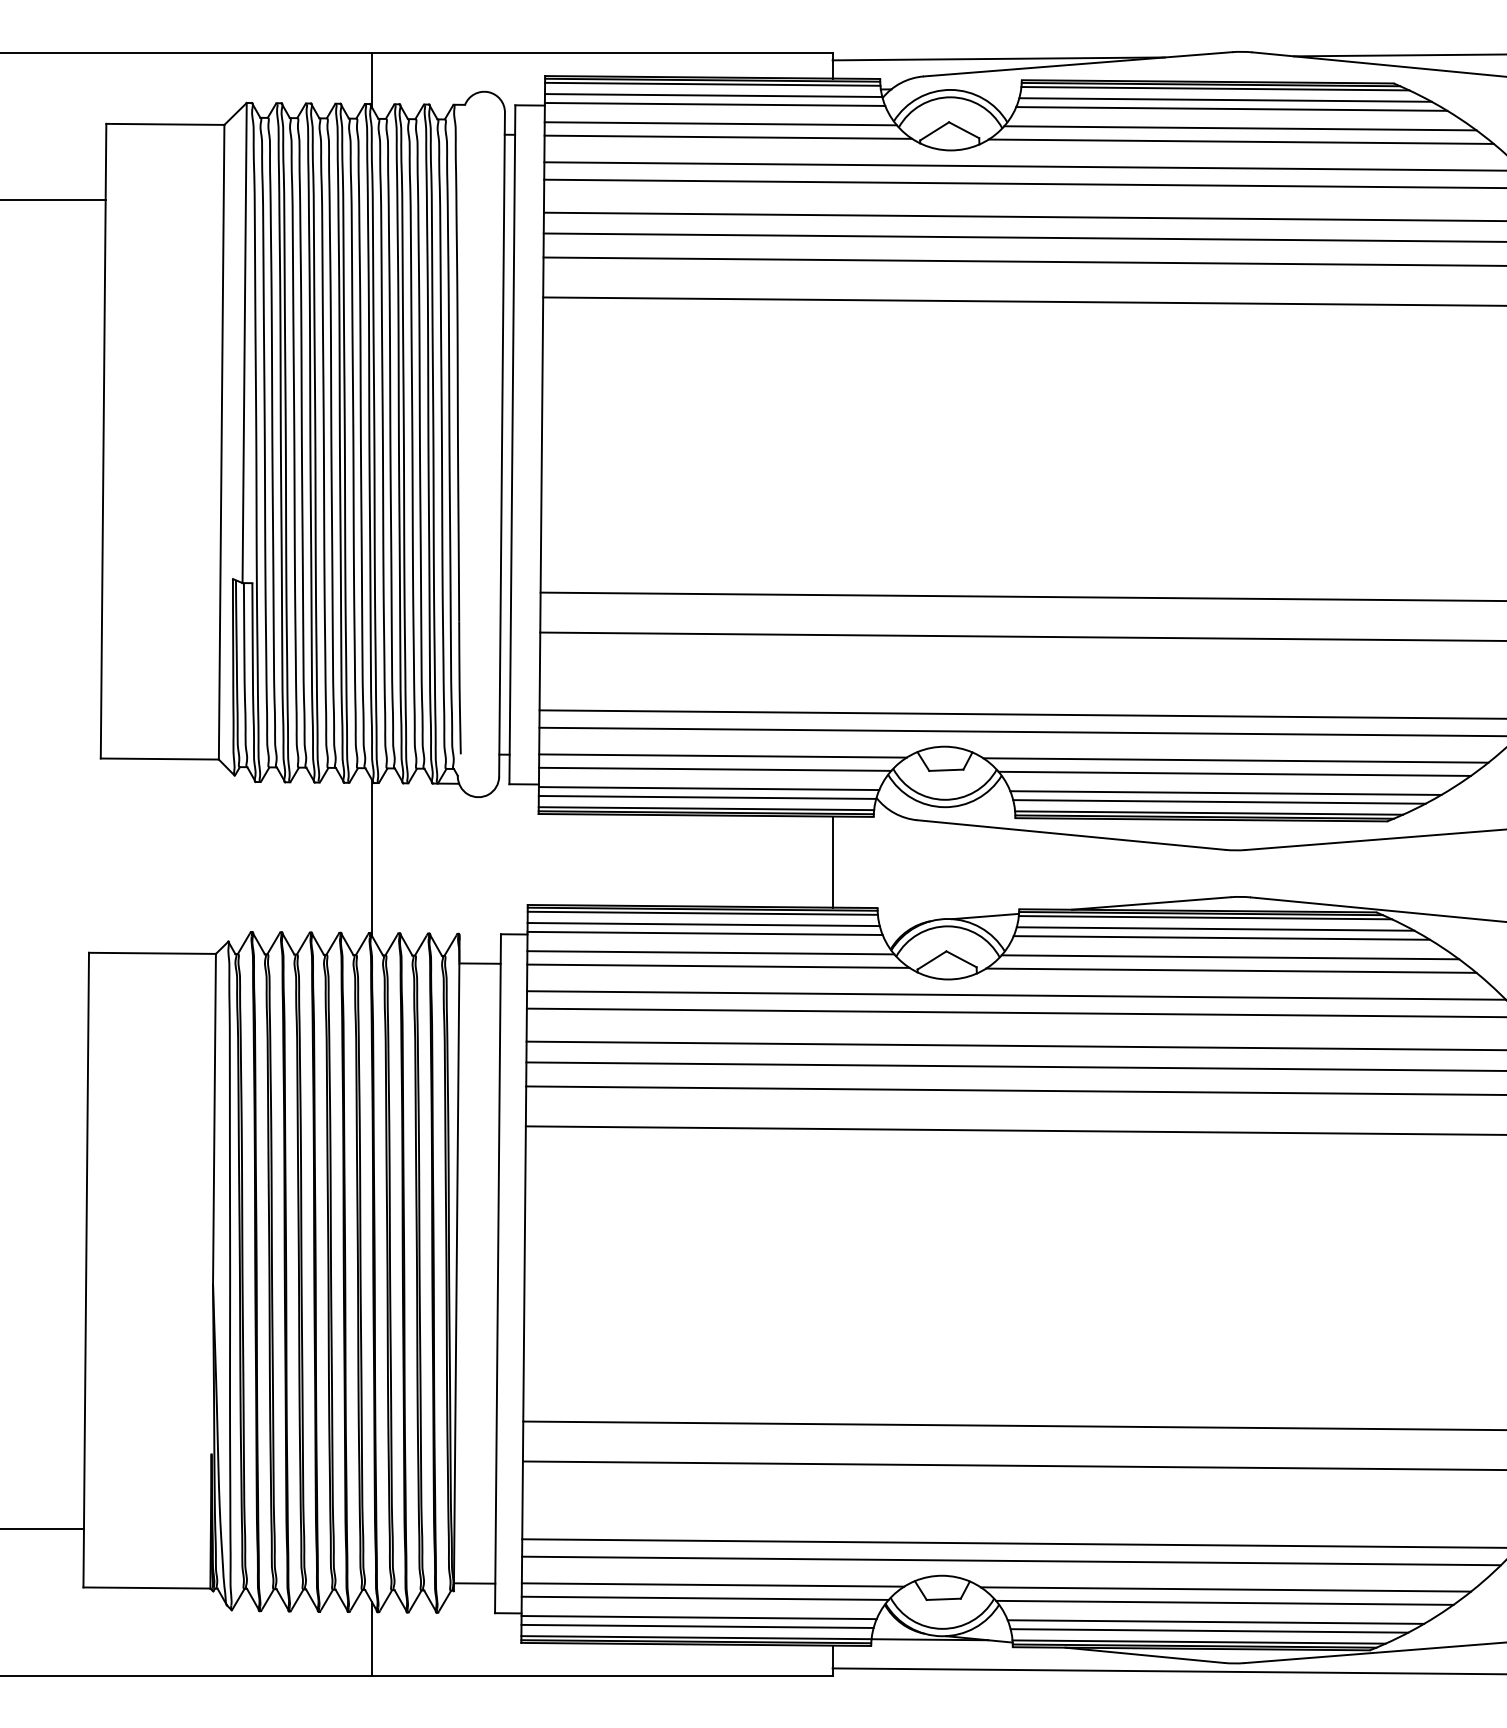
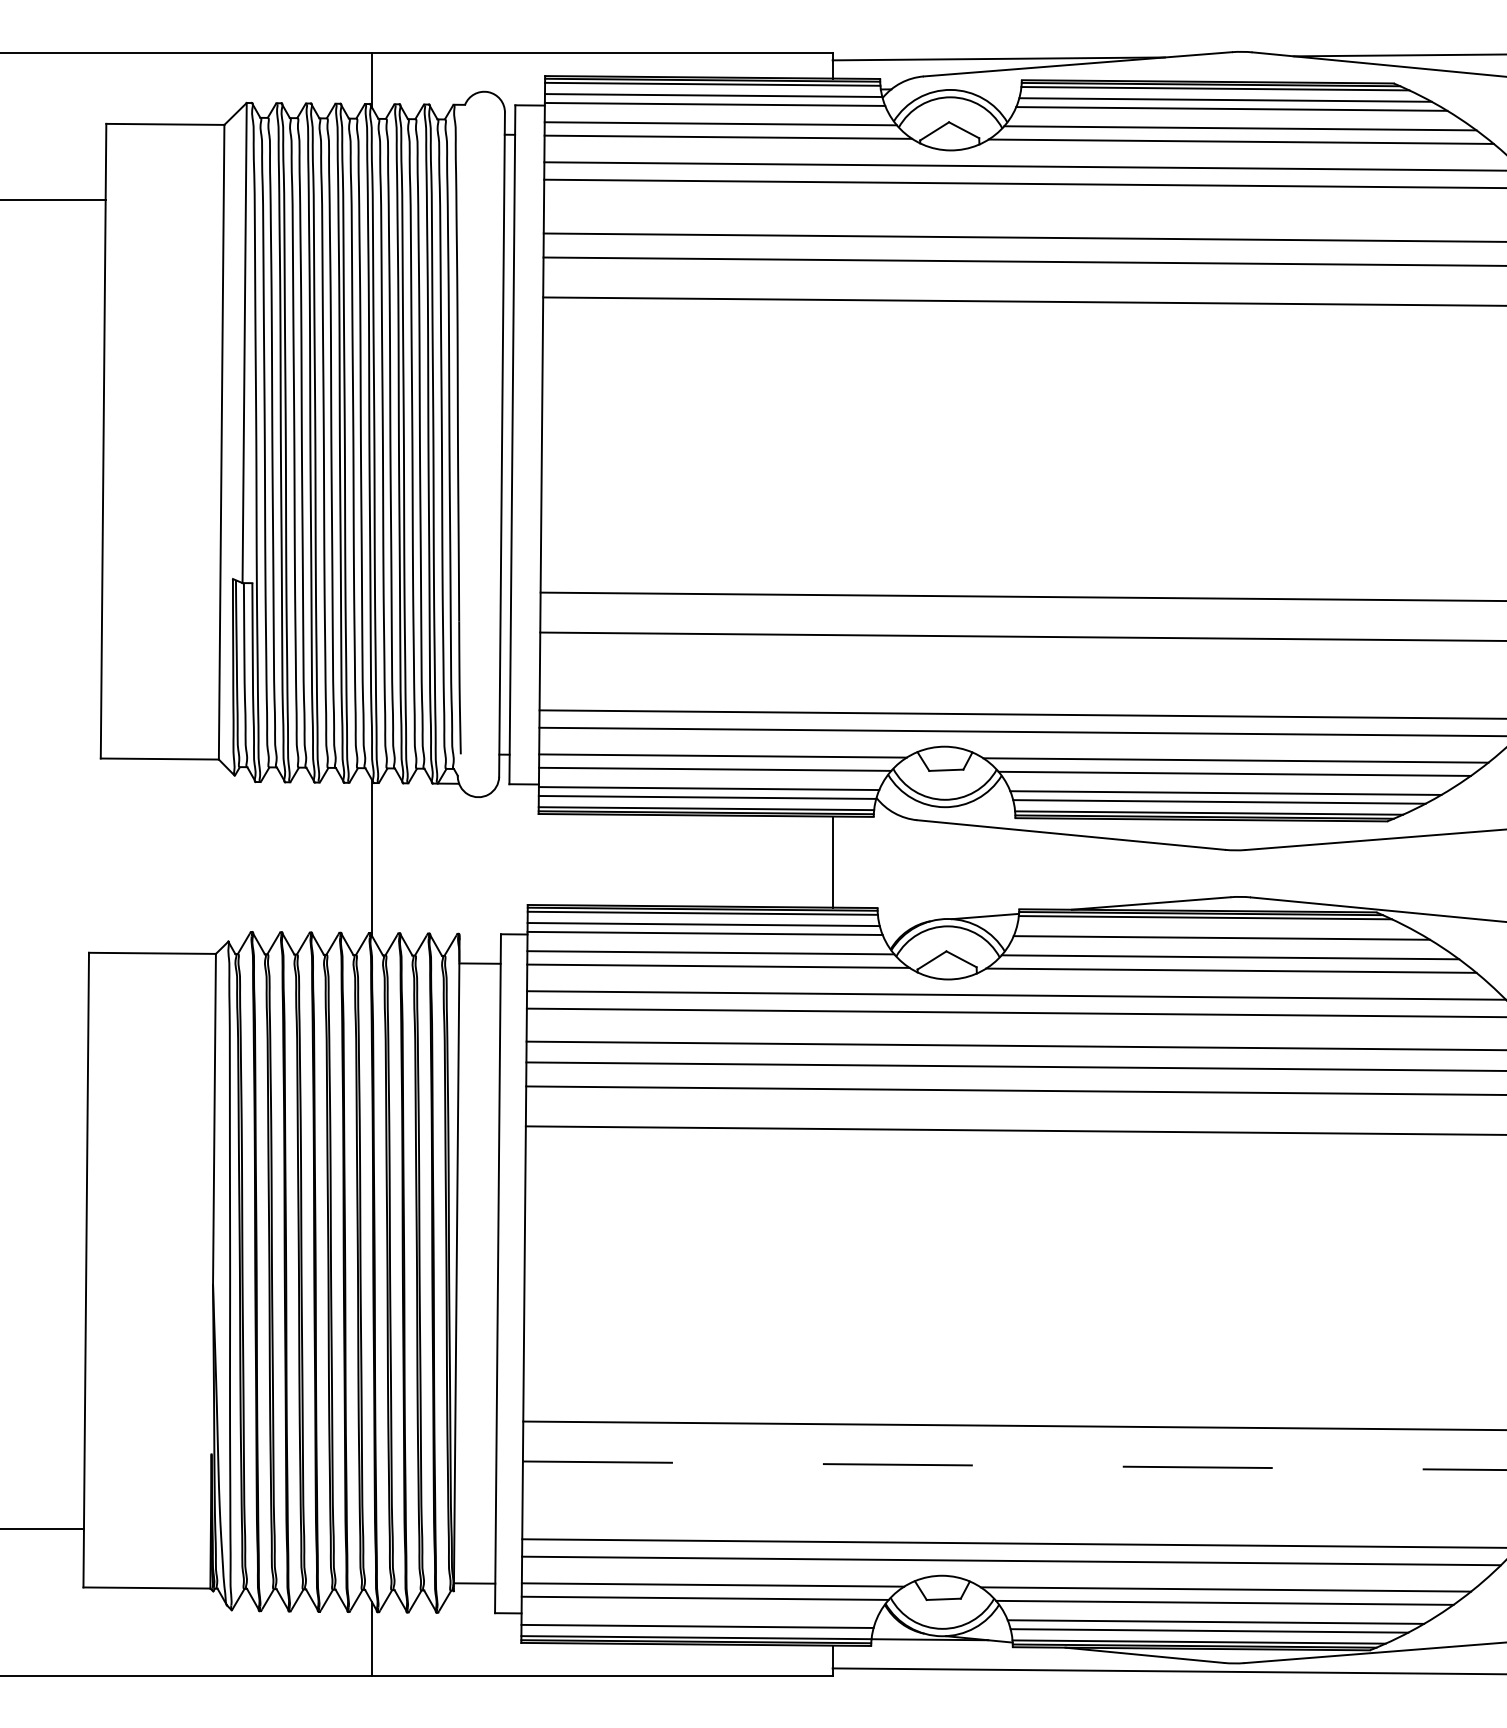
line: present -> none (1023, 216)
line: present -> none (1215, 928)
line: solid -> dashed (1014, 1465)
line: present -> none (698, 1617)
